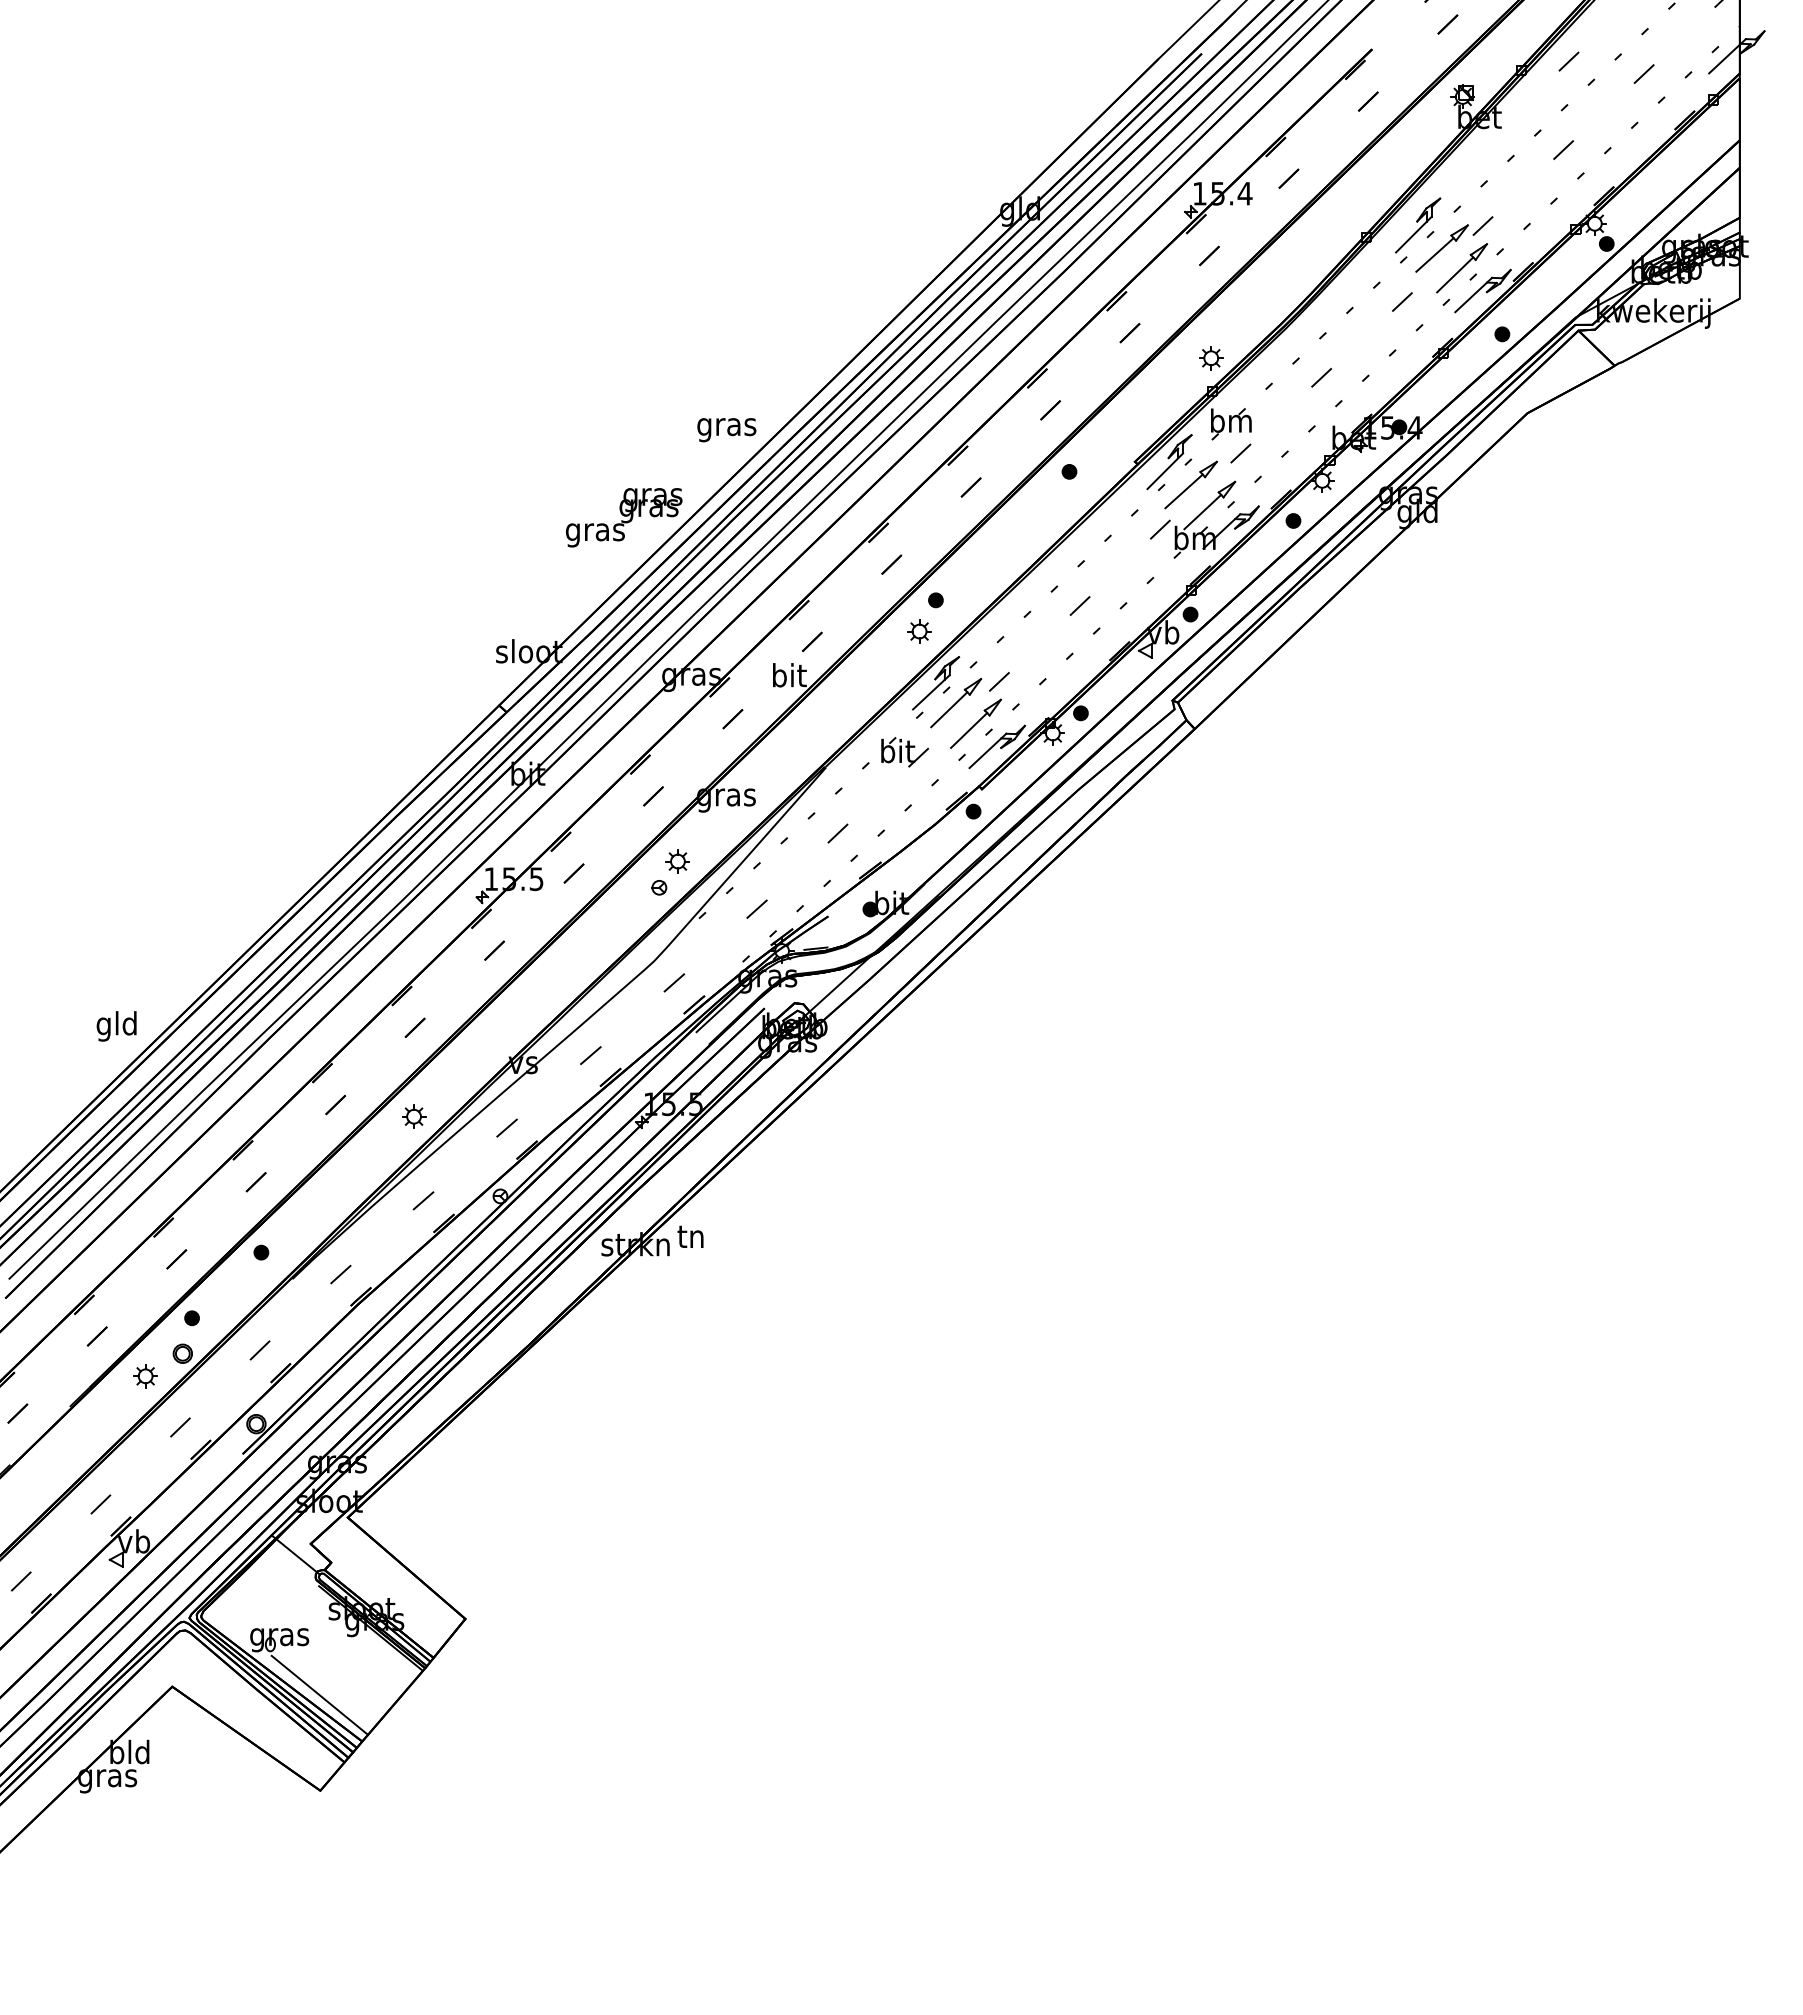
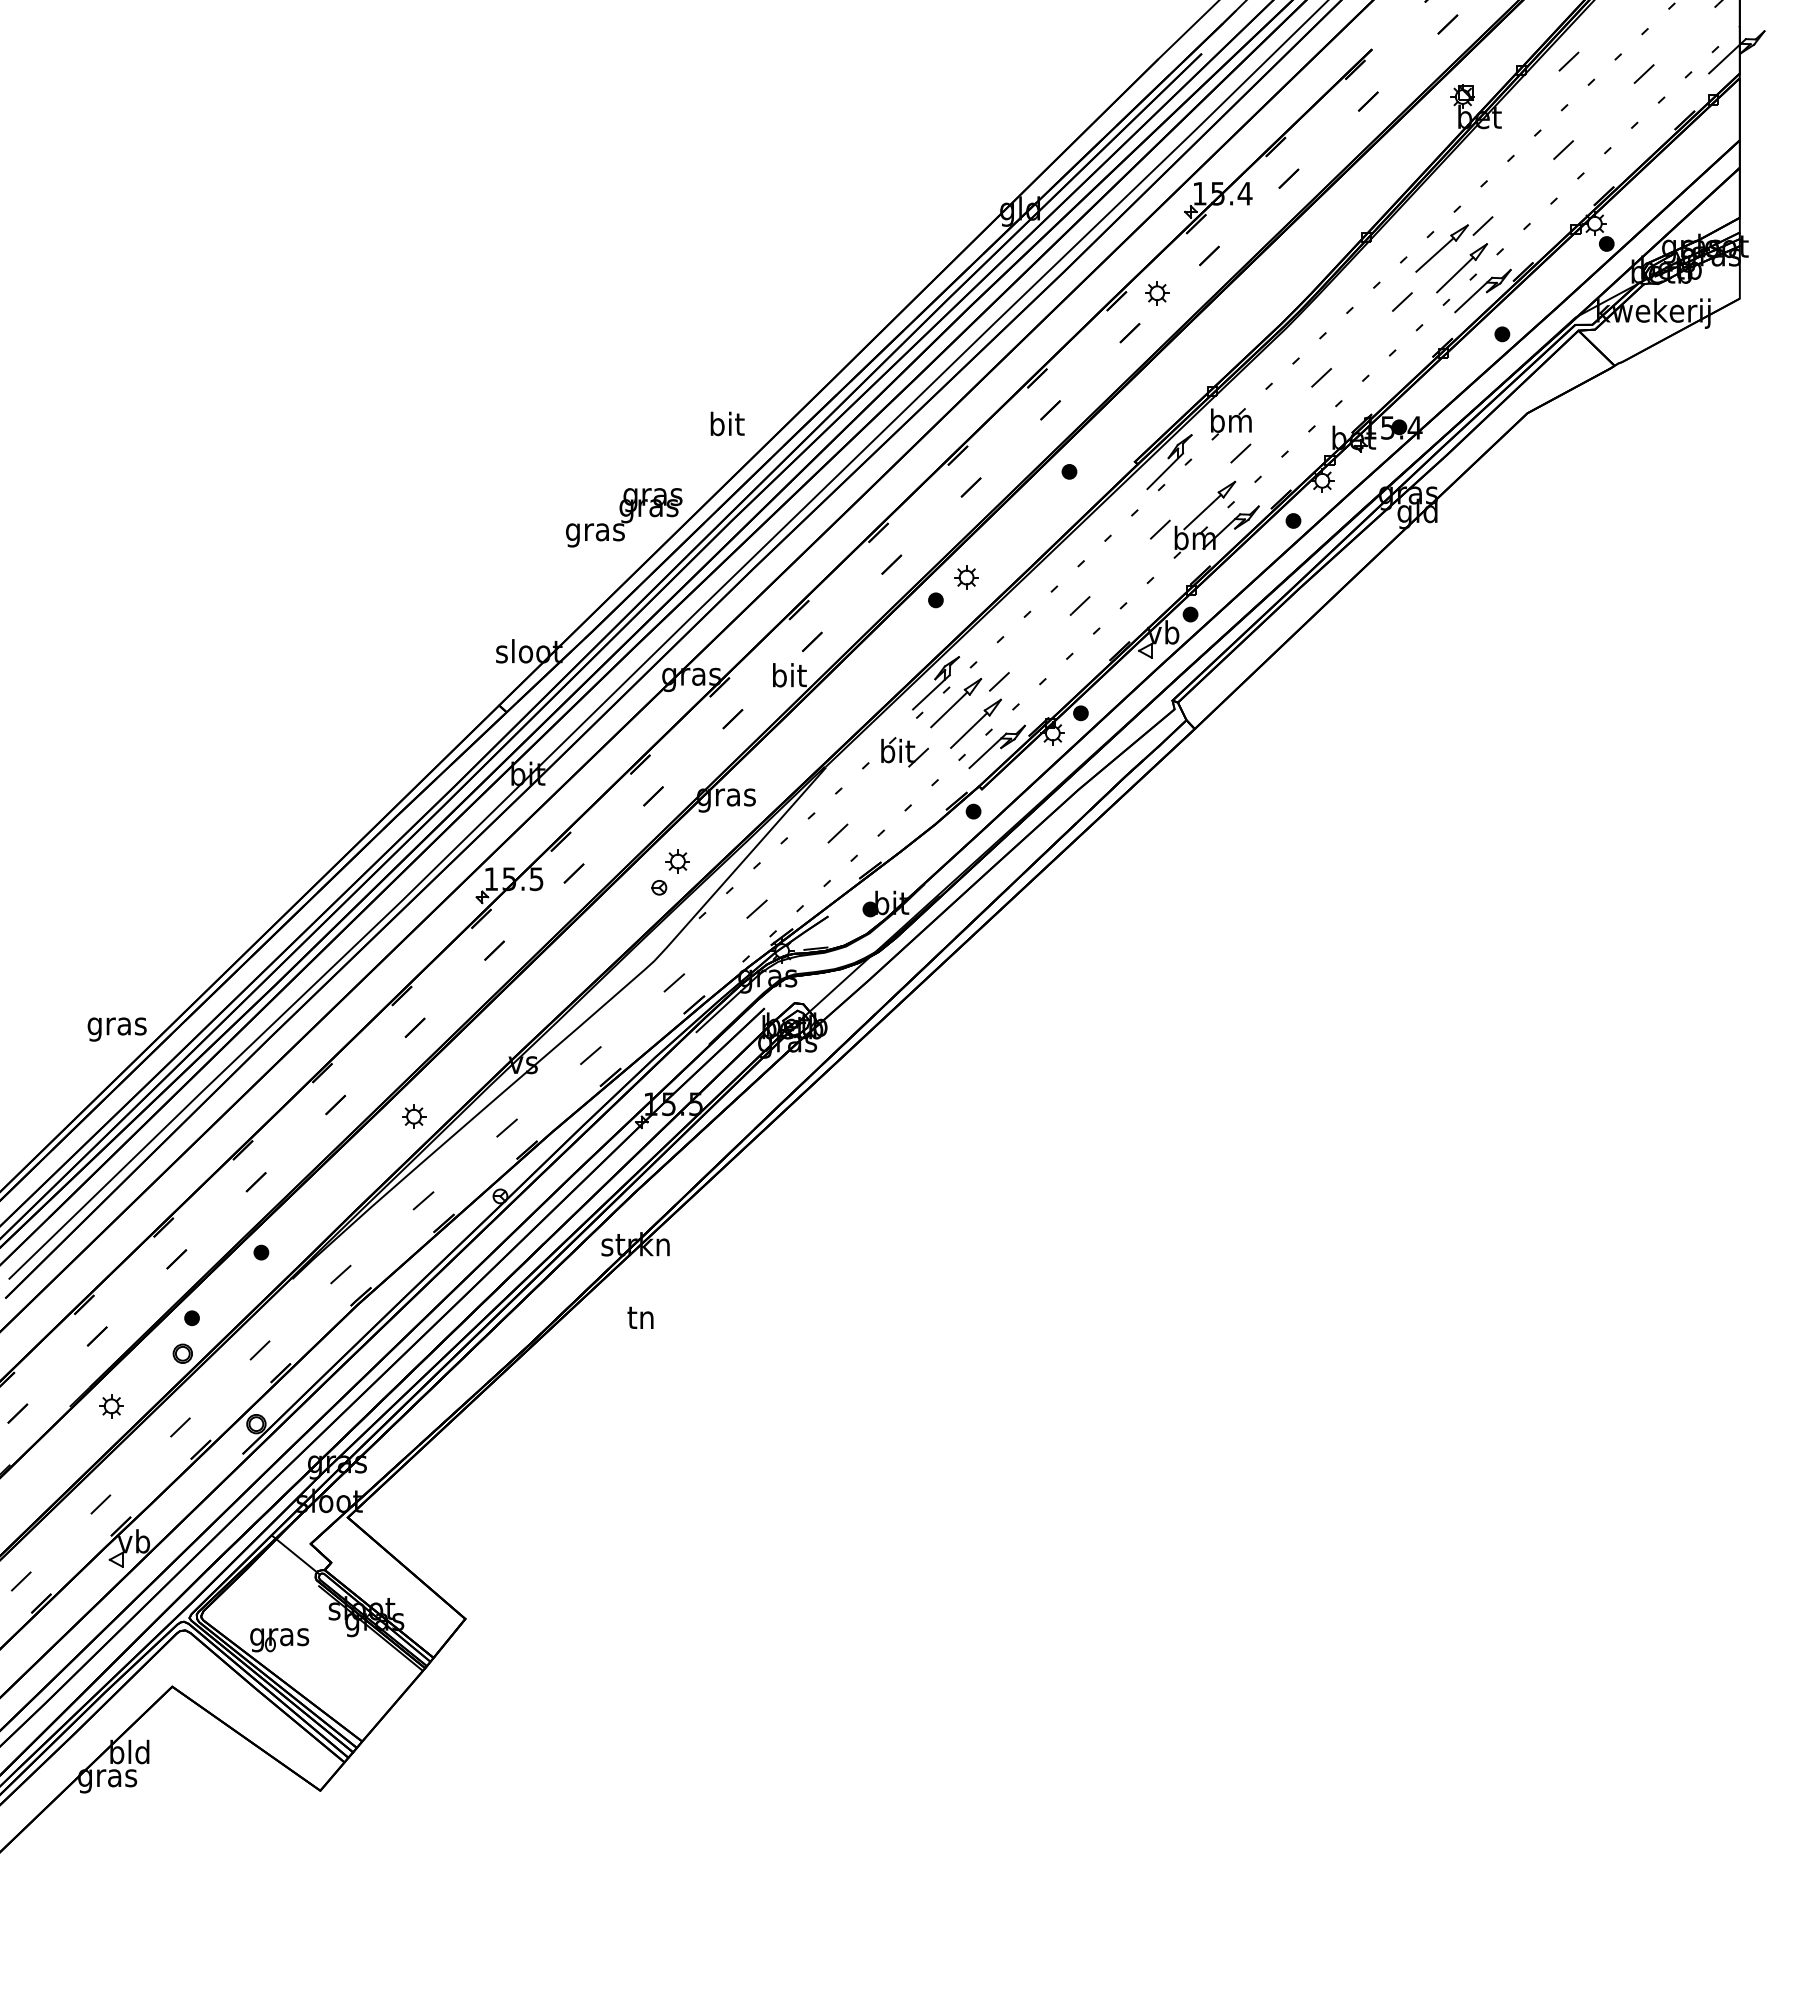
part: present -> none (1418, 225)
part position: (1211, 358) -> (1157, 293) (1157, 293)
text: gras -> bit (726, 426)
part: present -> none (1190, 484)
part position: (919, 631) -> (966, 577) (966, 577)
text: gld -> gras (116, 1026)
text position: (690, 1236) -> (640, 1317) (640, 1317)
part position: (145, 1376) -> (111, 1406) (111, 1406)
line: present -> none (319, 1694)
